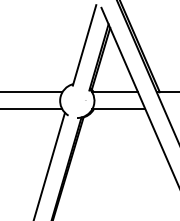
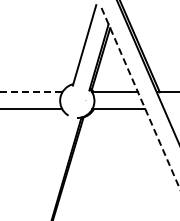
line: solid -> dashed (31, 92)
line: solid -> dashed (140, 97)
line: present -> none (49, 164)
